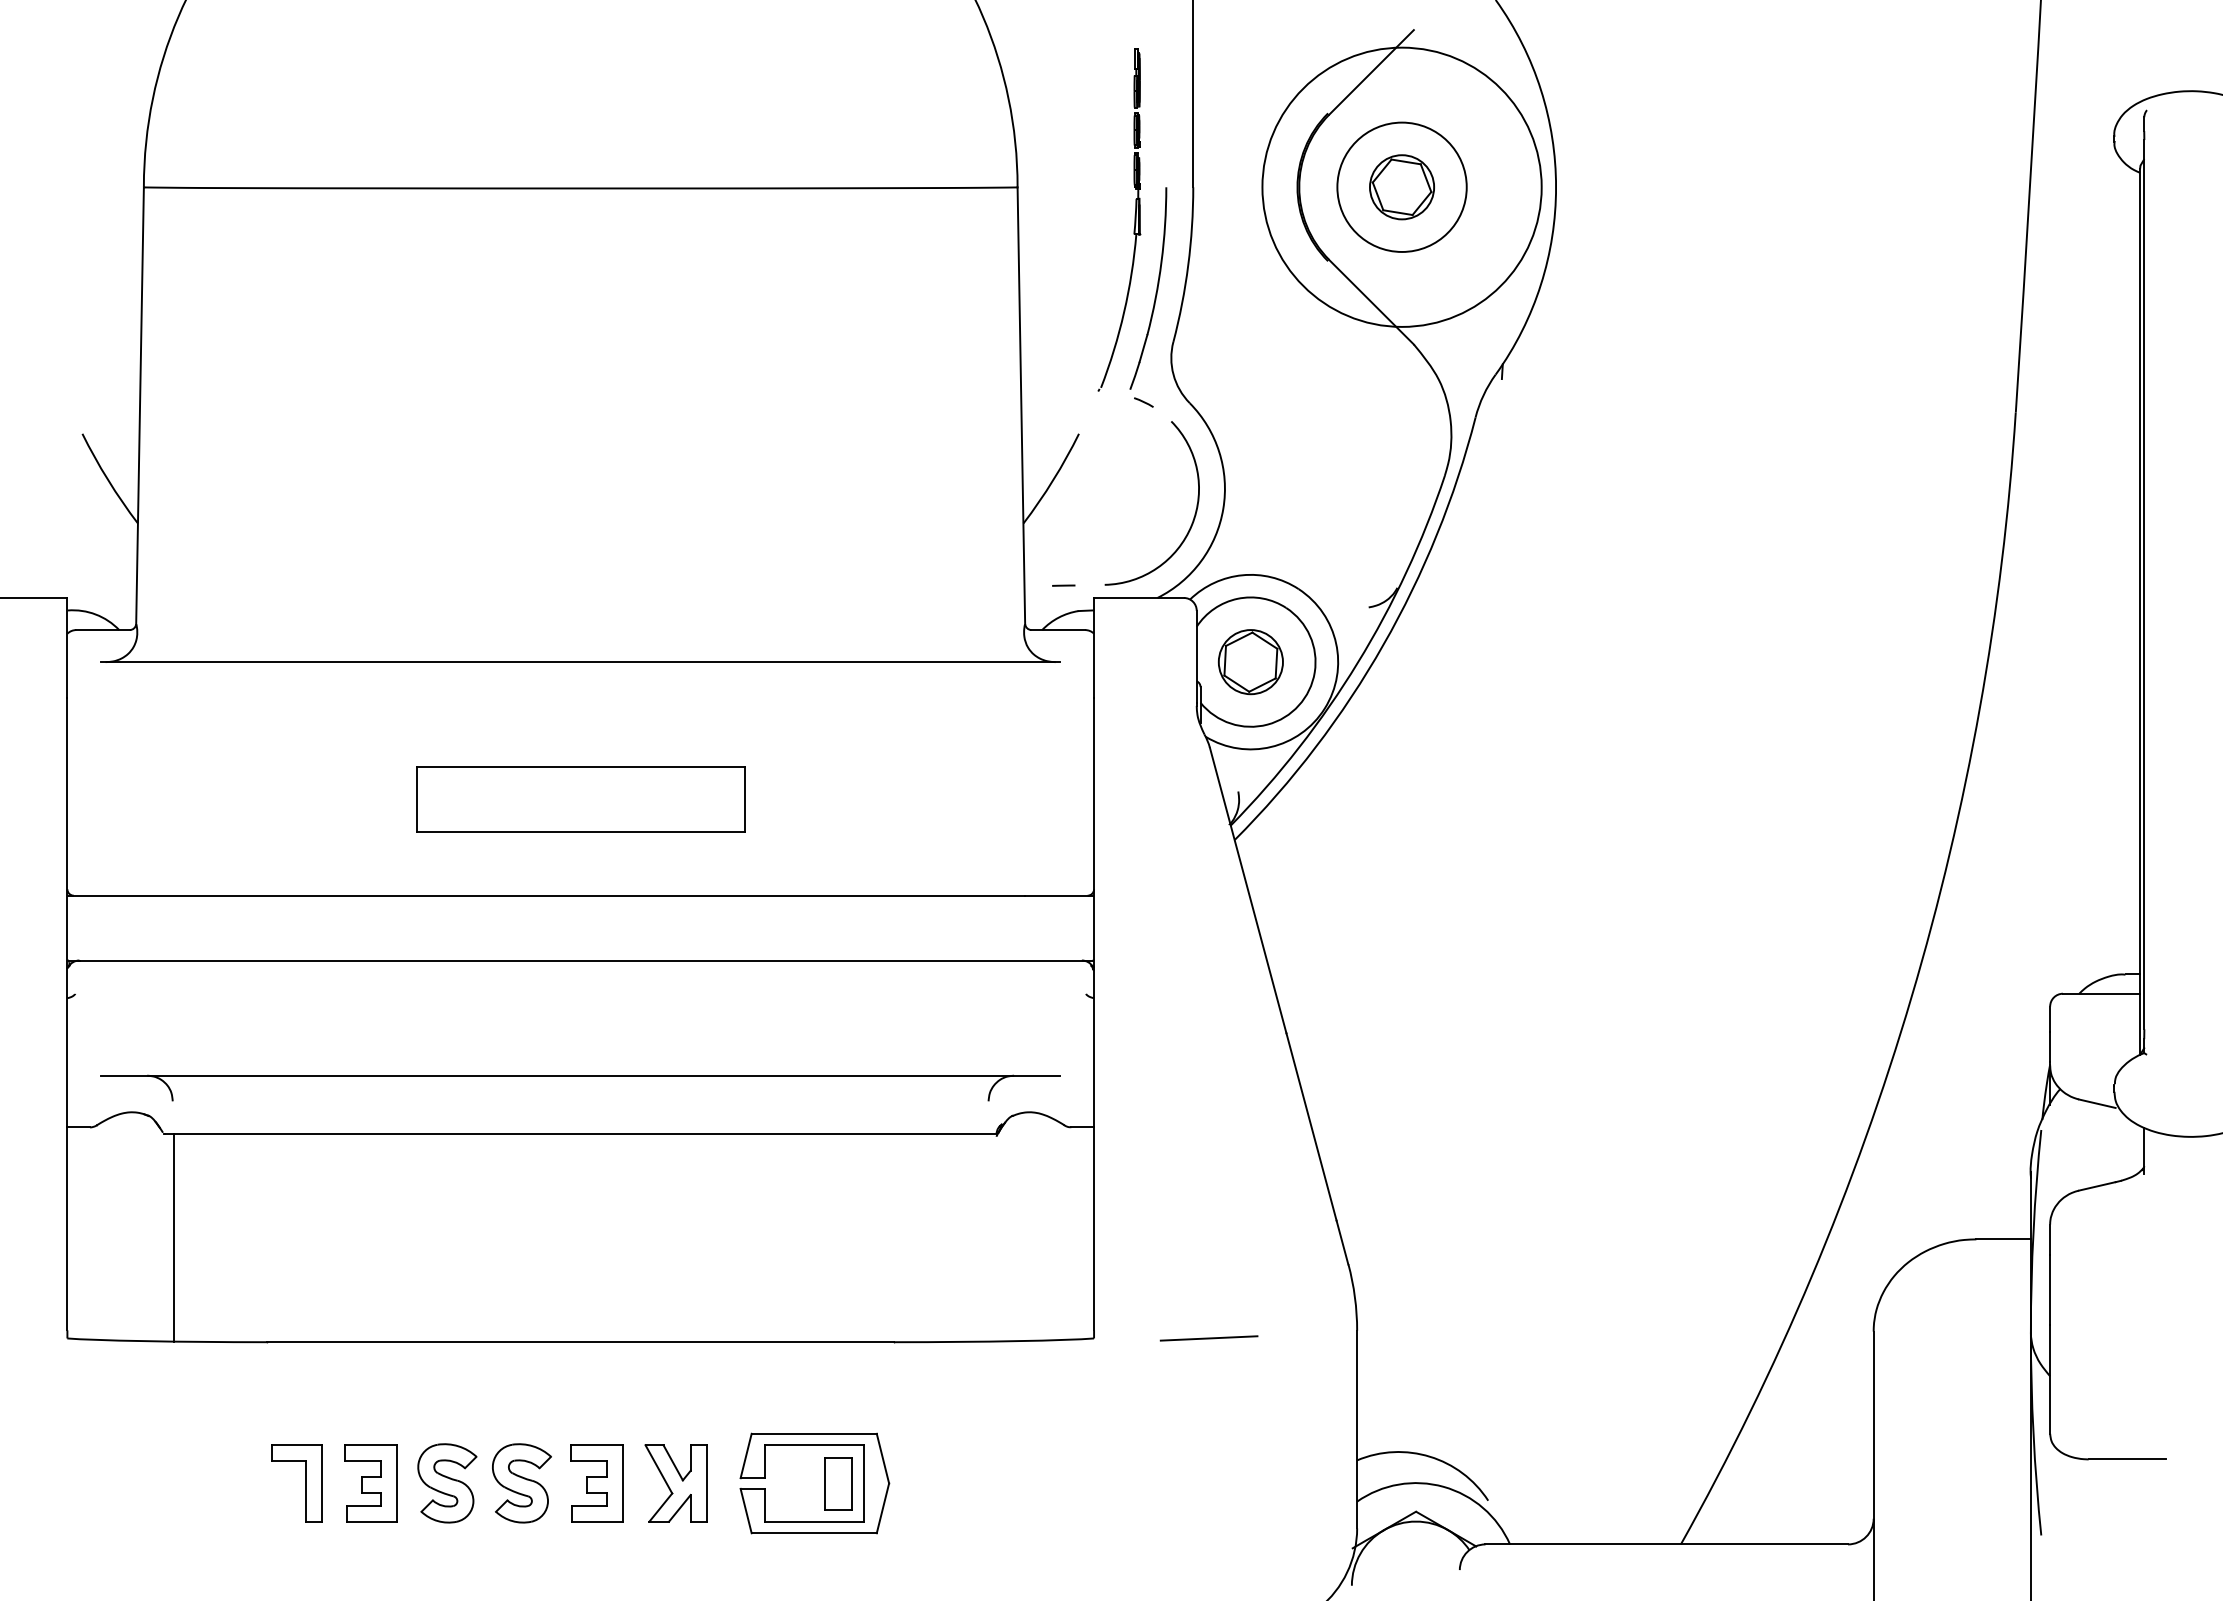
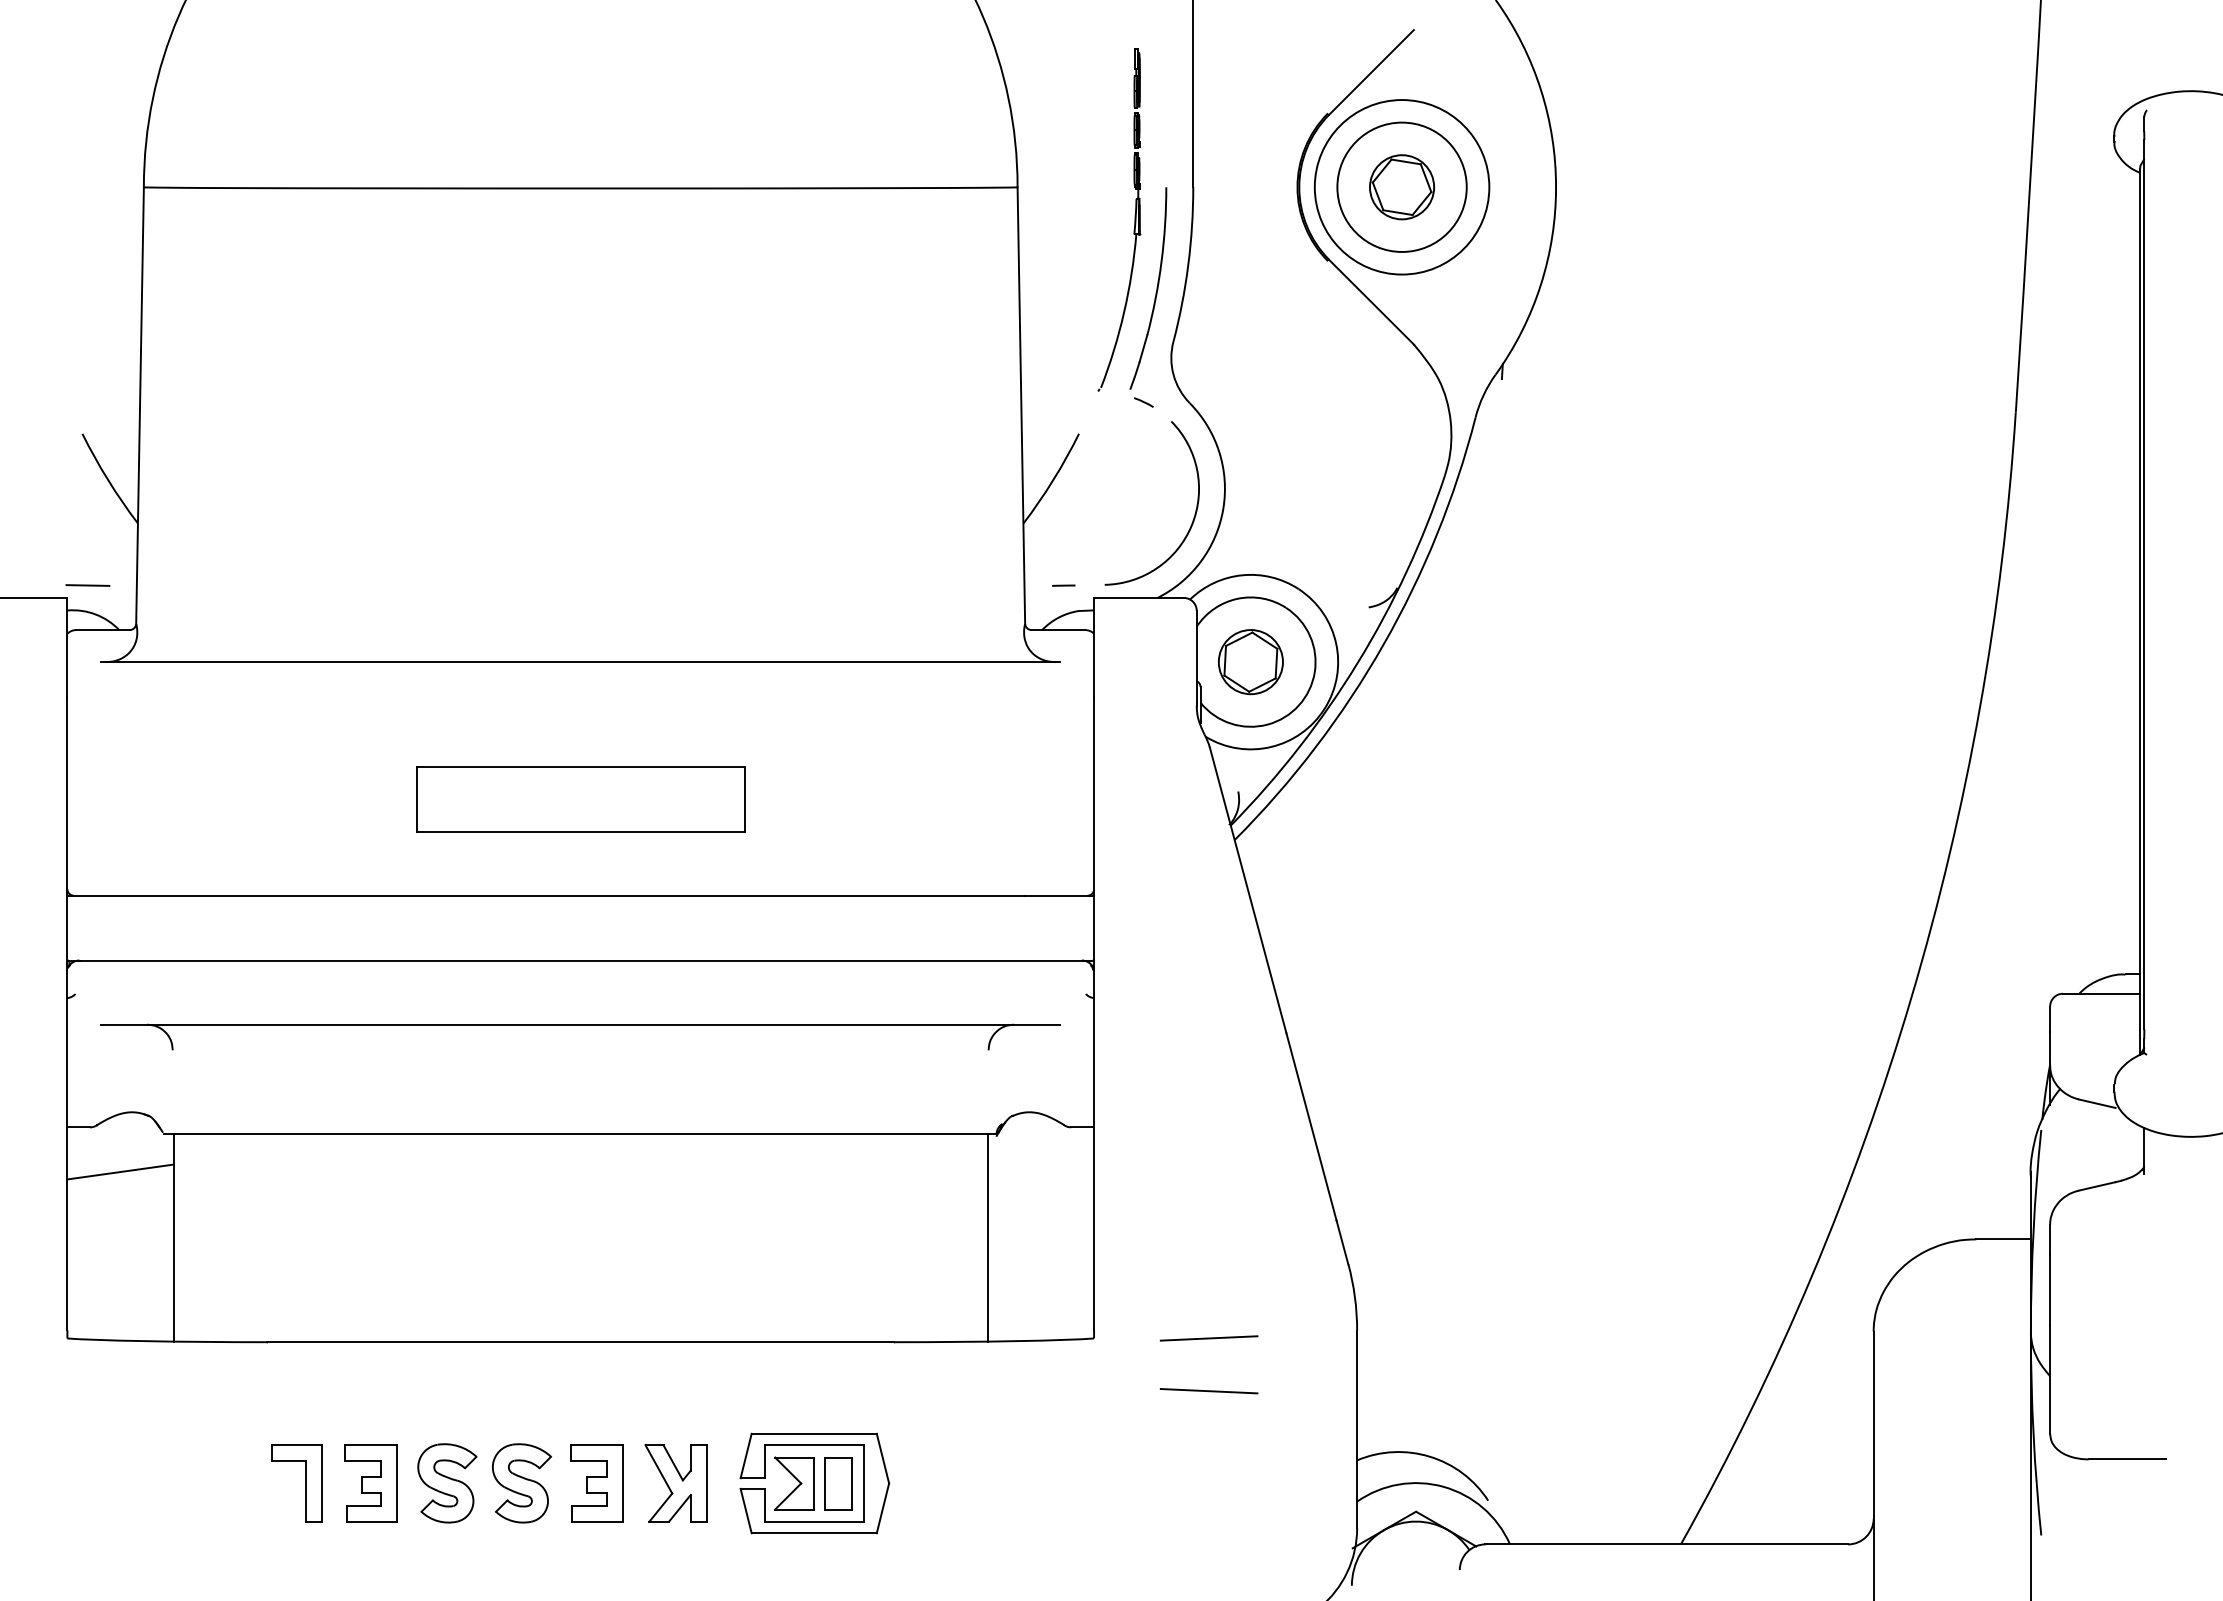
circle diameter: 279 px -> 175 px (1401, 187)
line: none -> present (87, 585)
part position: (580, 1076) -> (580, 1025) (580, 1025)
line: none -> present (120, 1171)
line: none -> present (987, 1237)
line: none -> present (1208, 1391)
part: none -> present (794, 1483)
